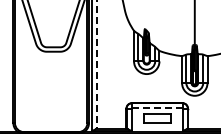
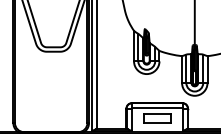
line: dashed -> solid (97, 65)
line: dashed -> solid (156, 108)
